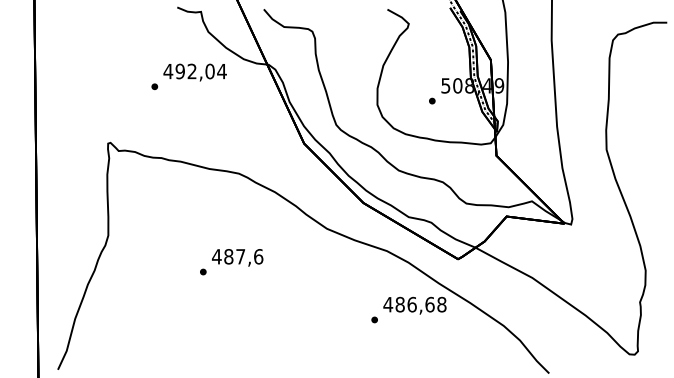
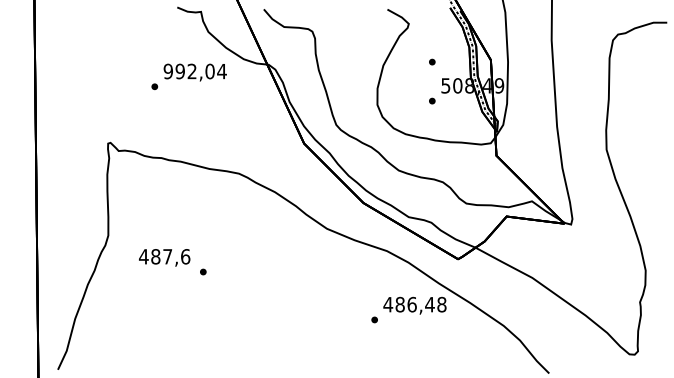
part: none -> present (432, 61)
text: 492,04 -> 992,04 (168, 71)
text position: (237, 257) -> (164, 257) (164, 257)
text: 486,68 -> 486,48 (429, 304)
